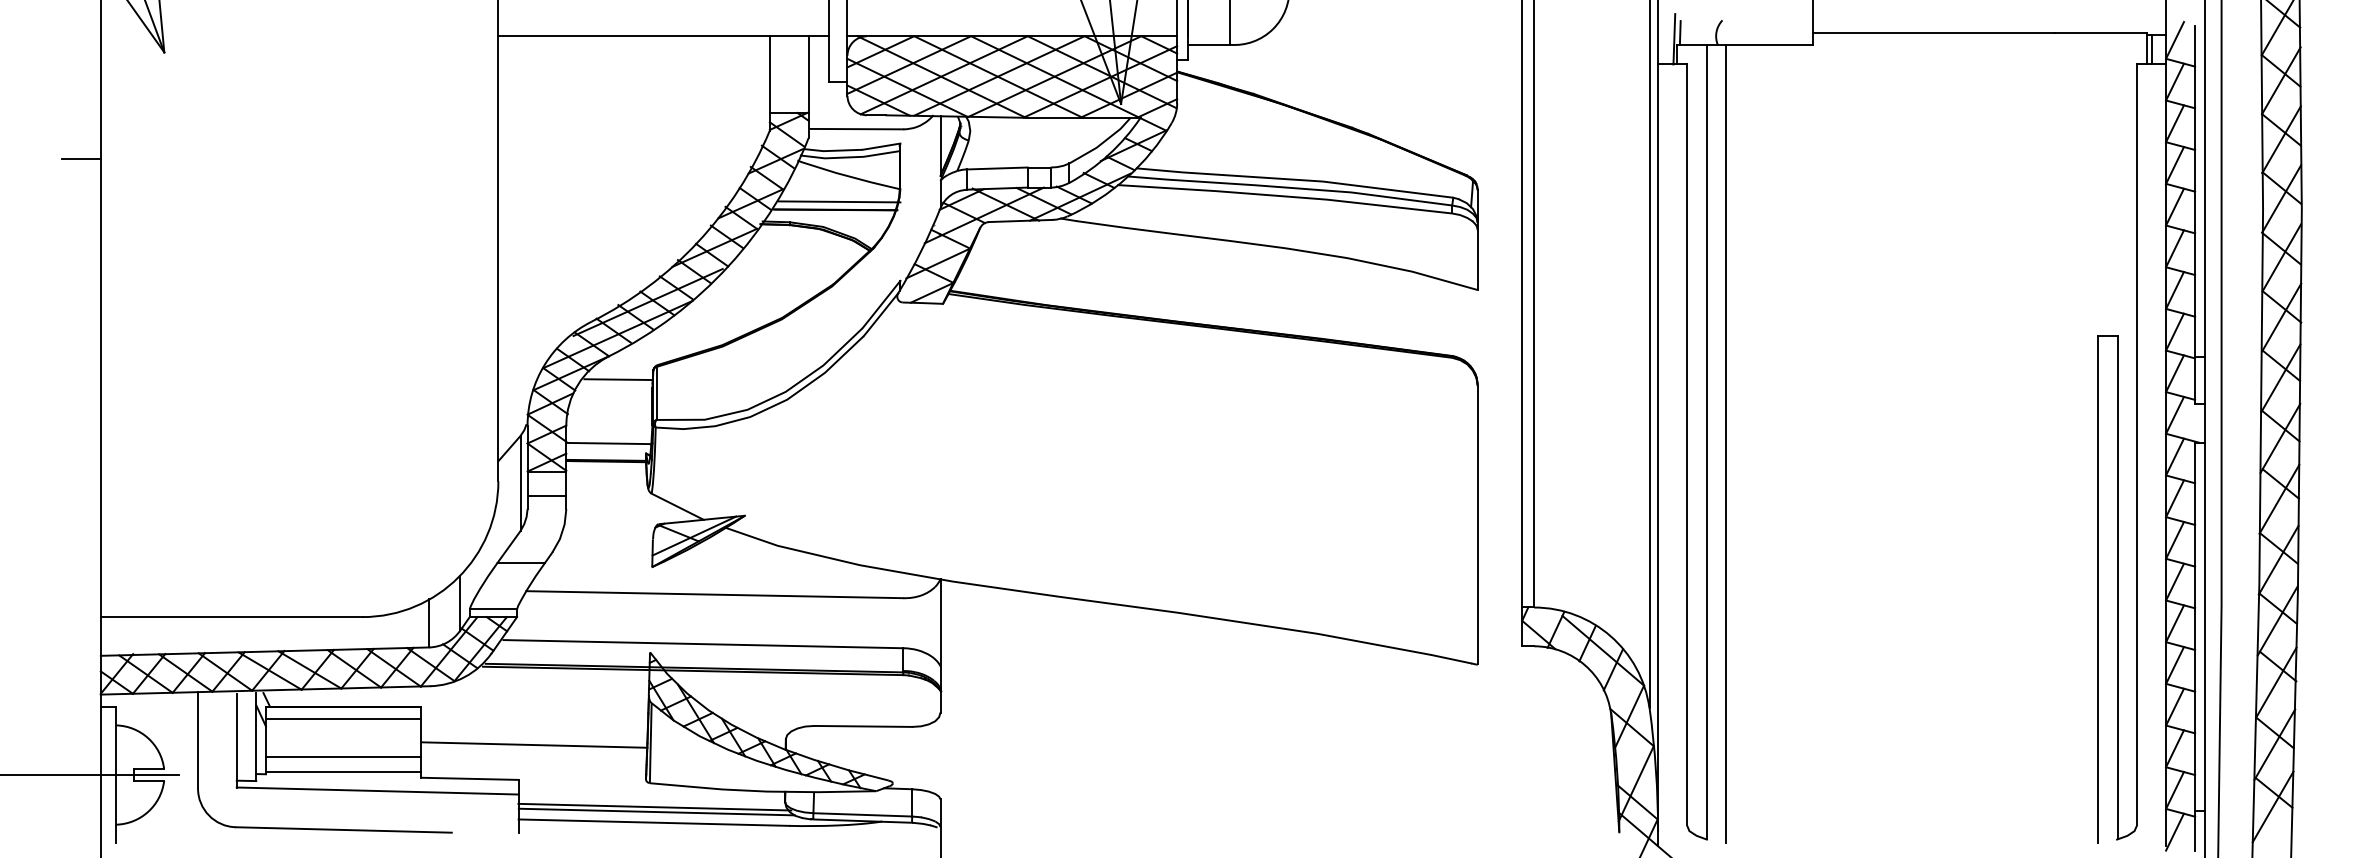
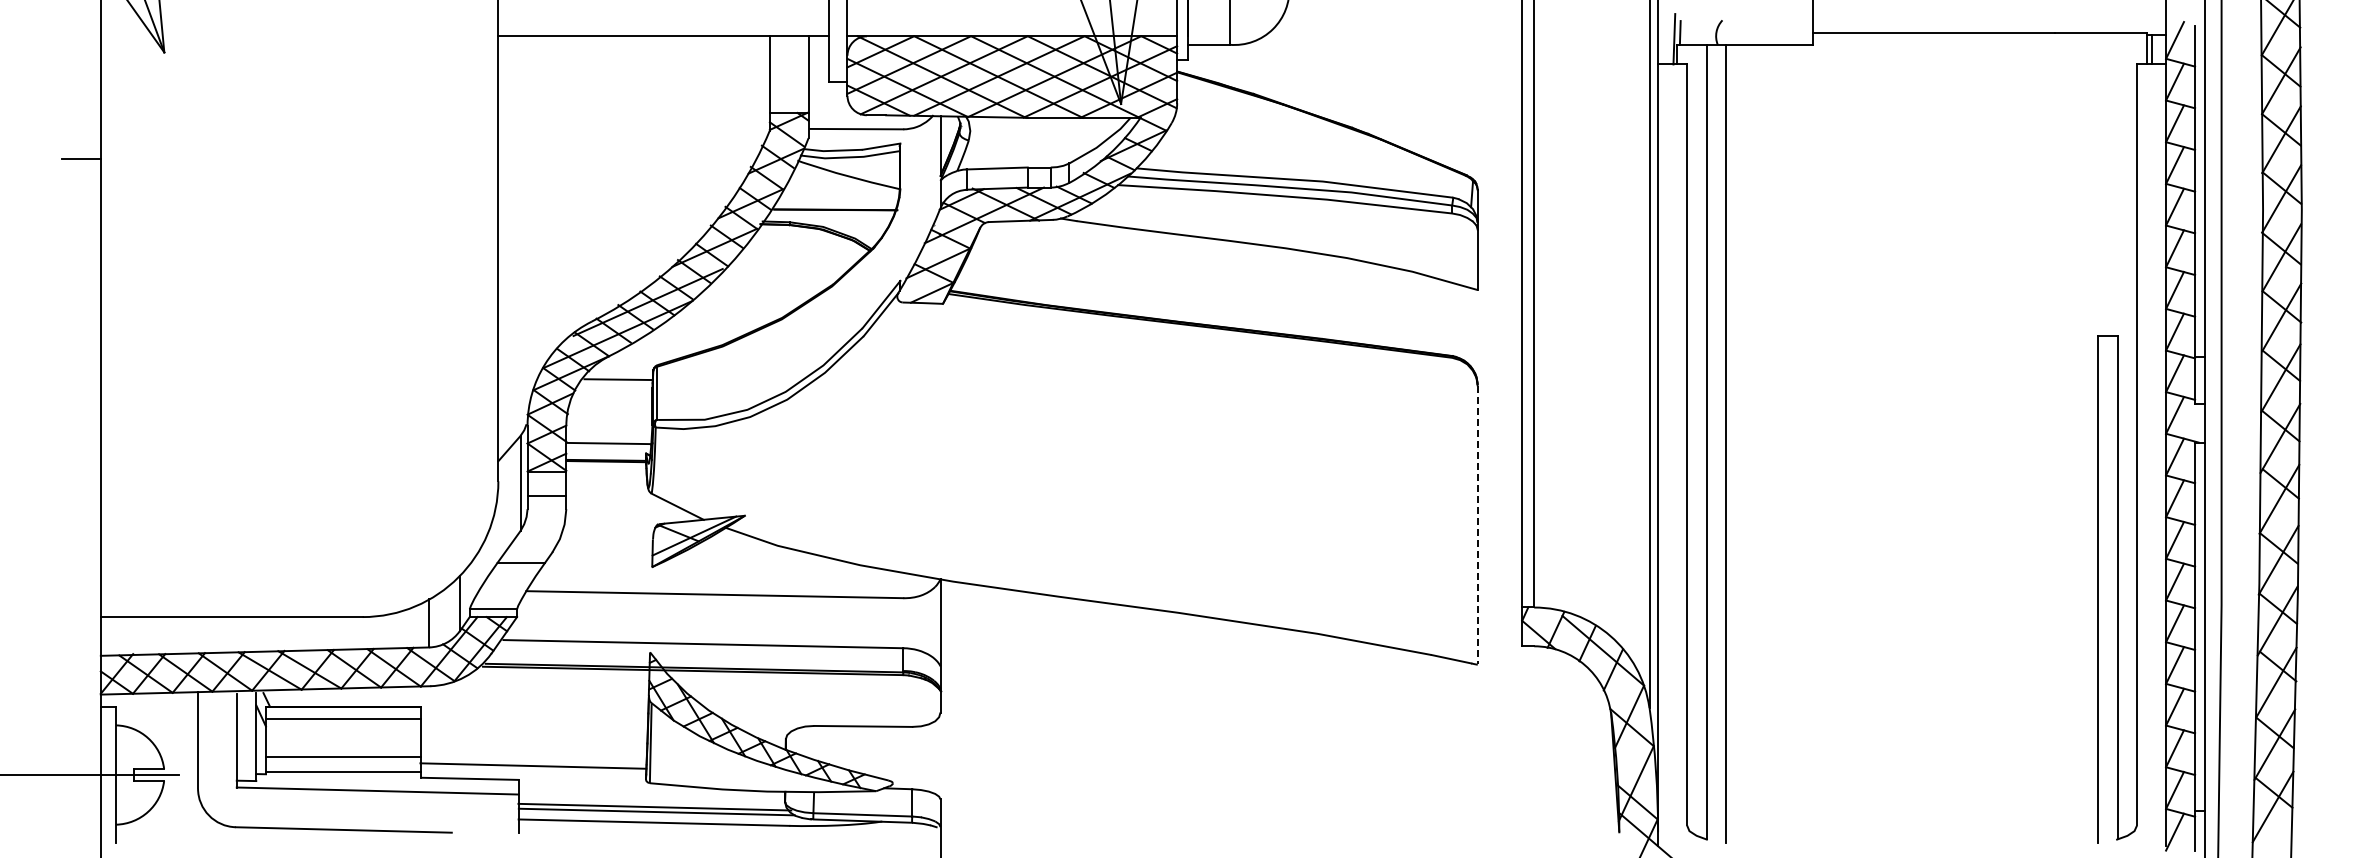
line: present -> none (839, 201)
line: solid -> dashed (1477, 525)
line position: (534, 744) -> (533, 765) (533, 765)
